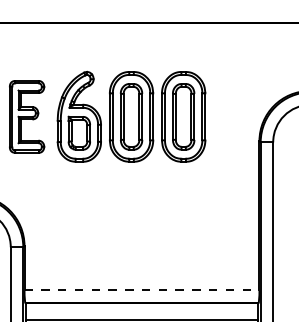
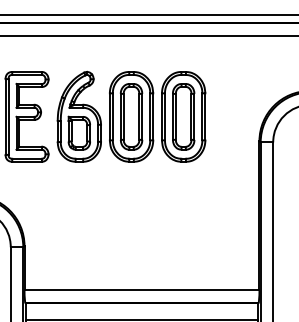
line: none -> present (148, 15)
line: none -> present (148, 35)
part size: 37x74 px -> 46x92 px (26, 116)
line: dashed -> solid (142, 290)
